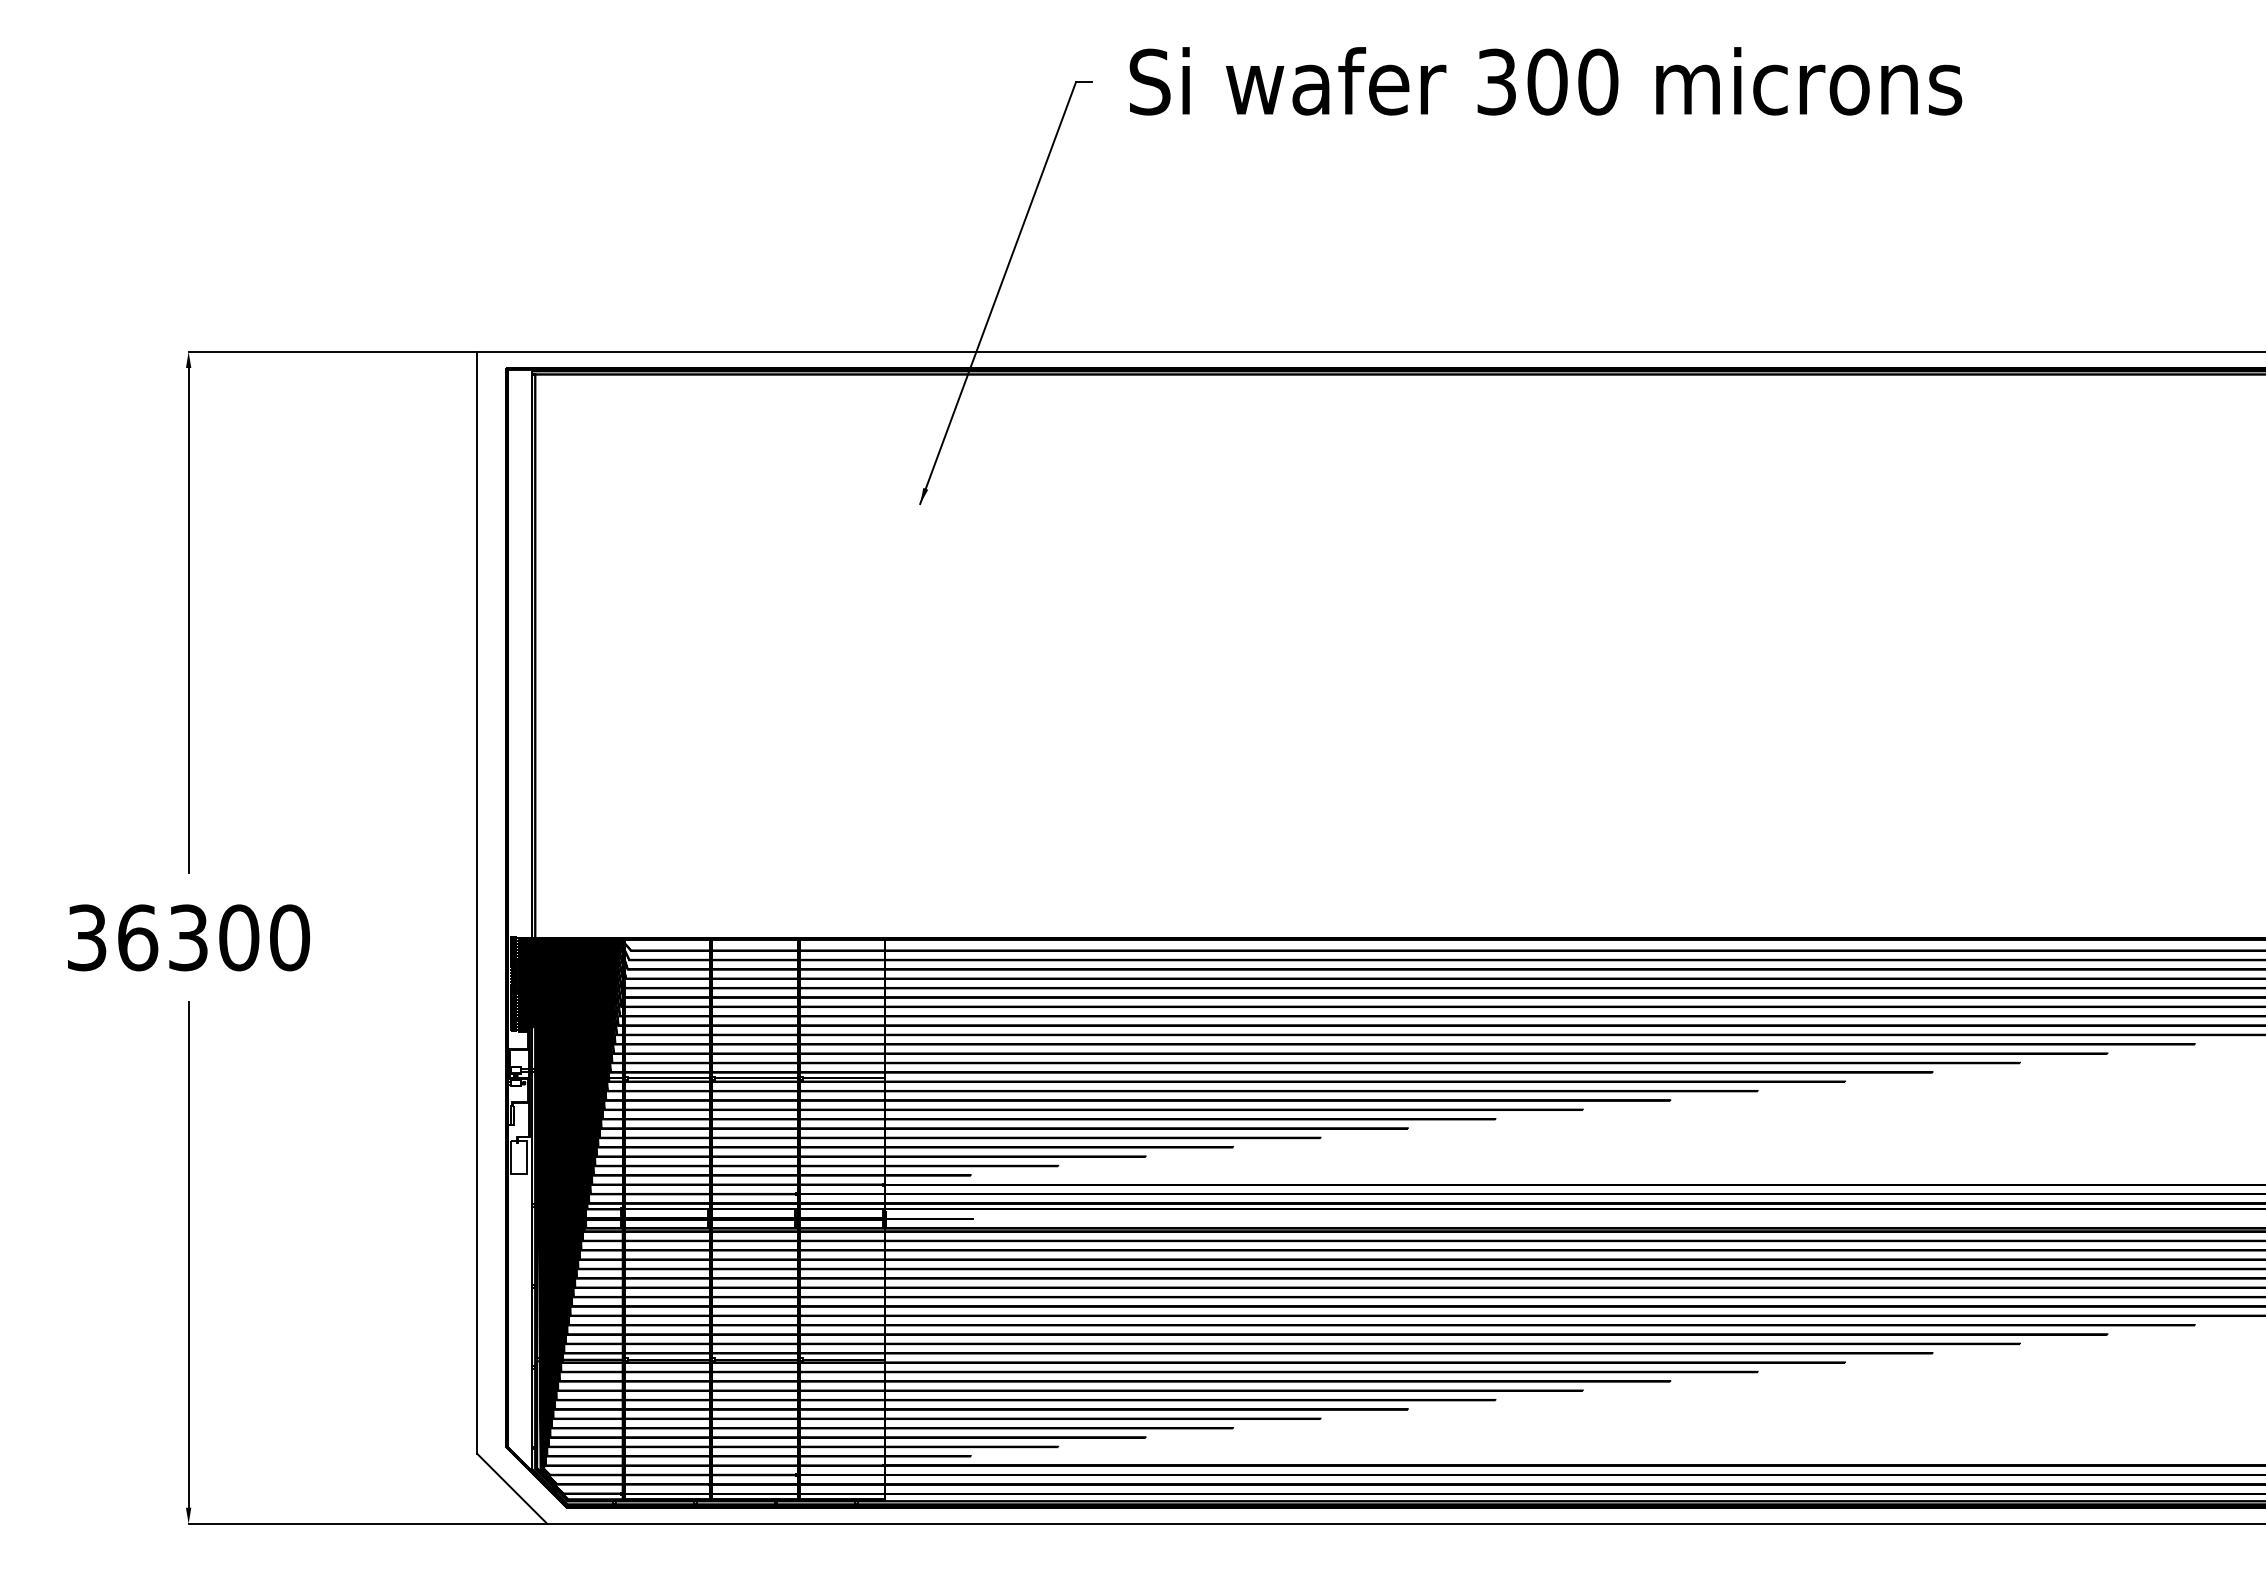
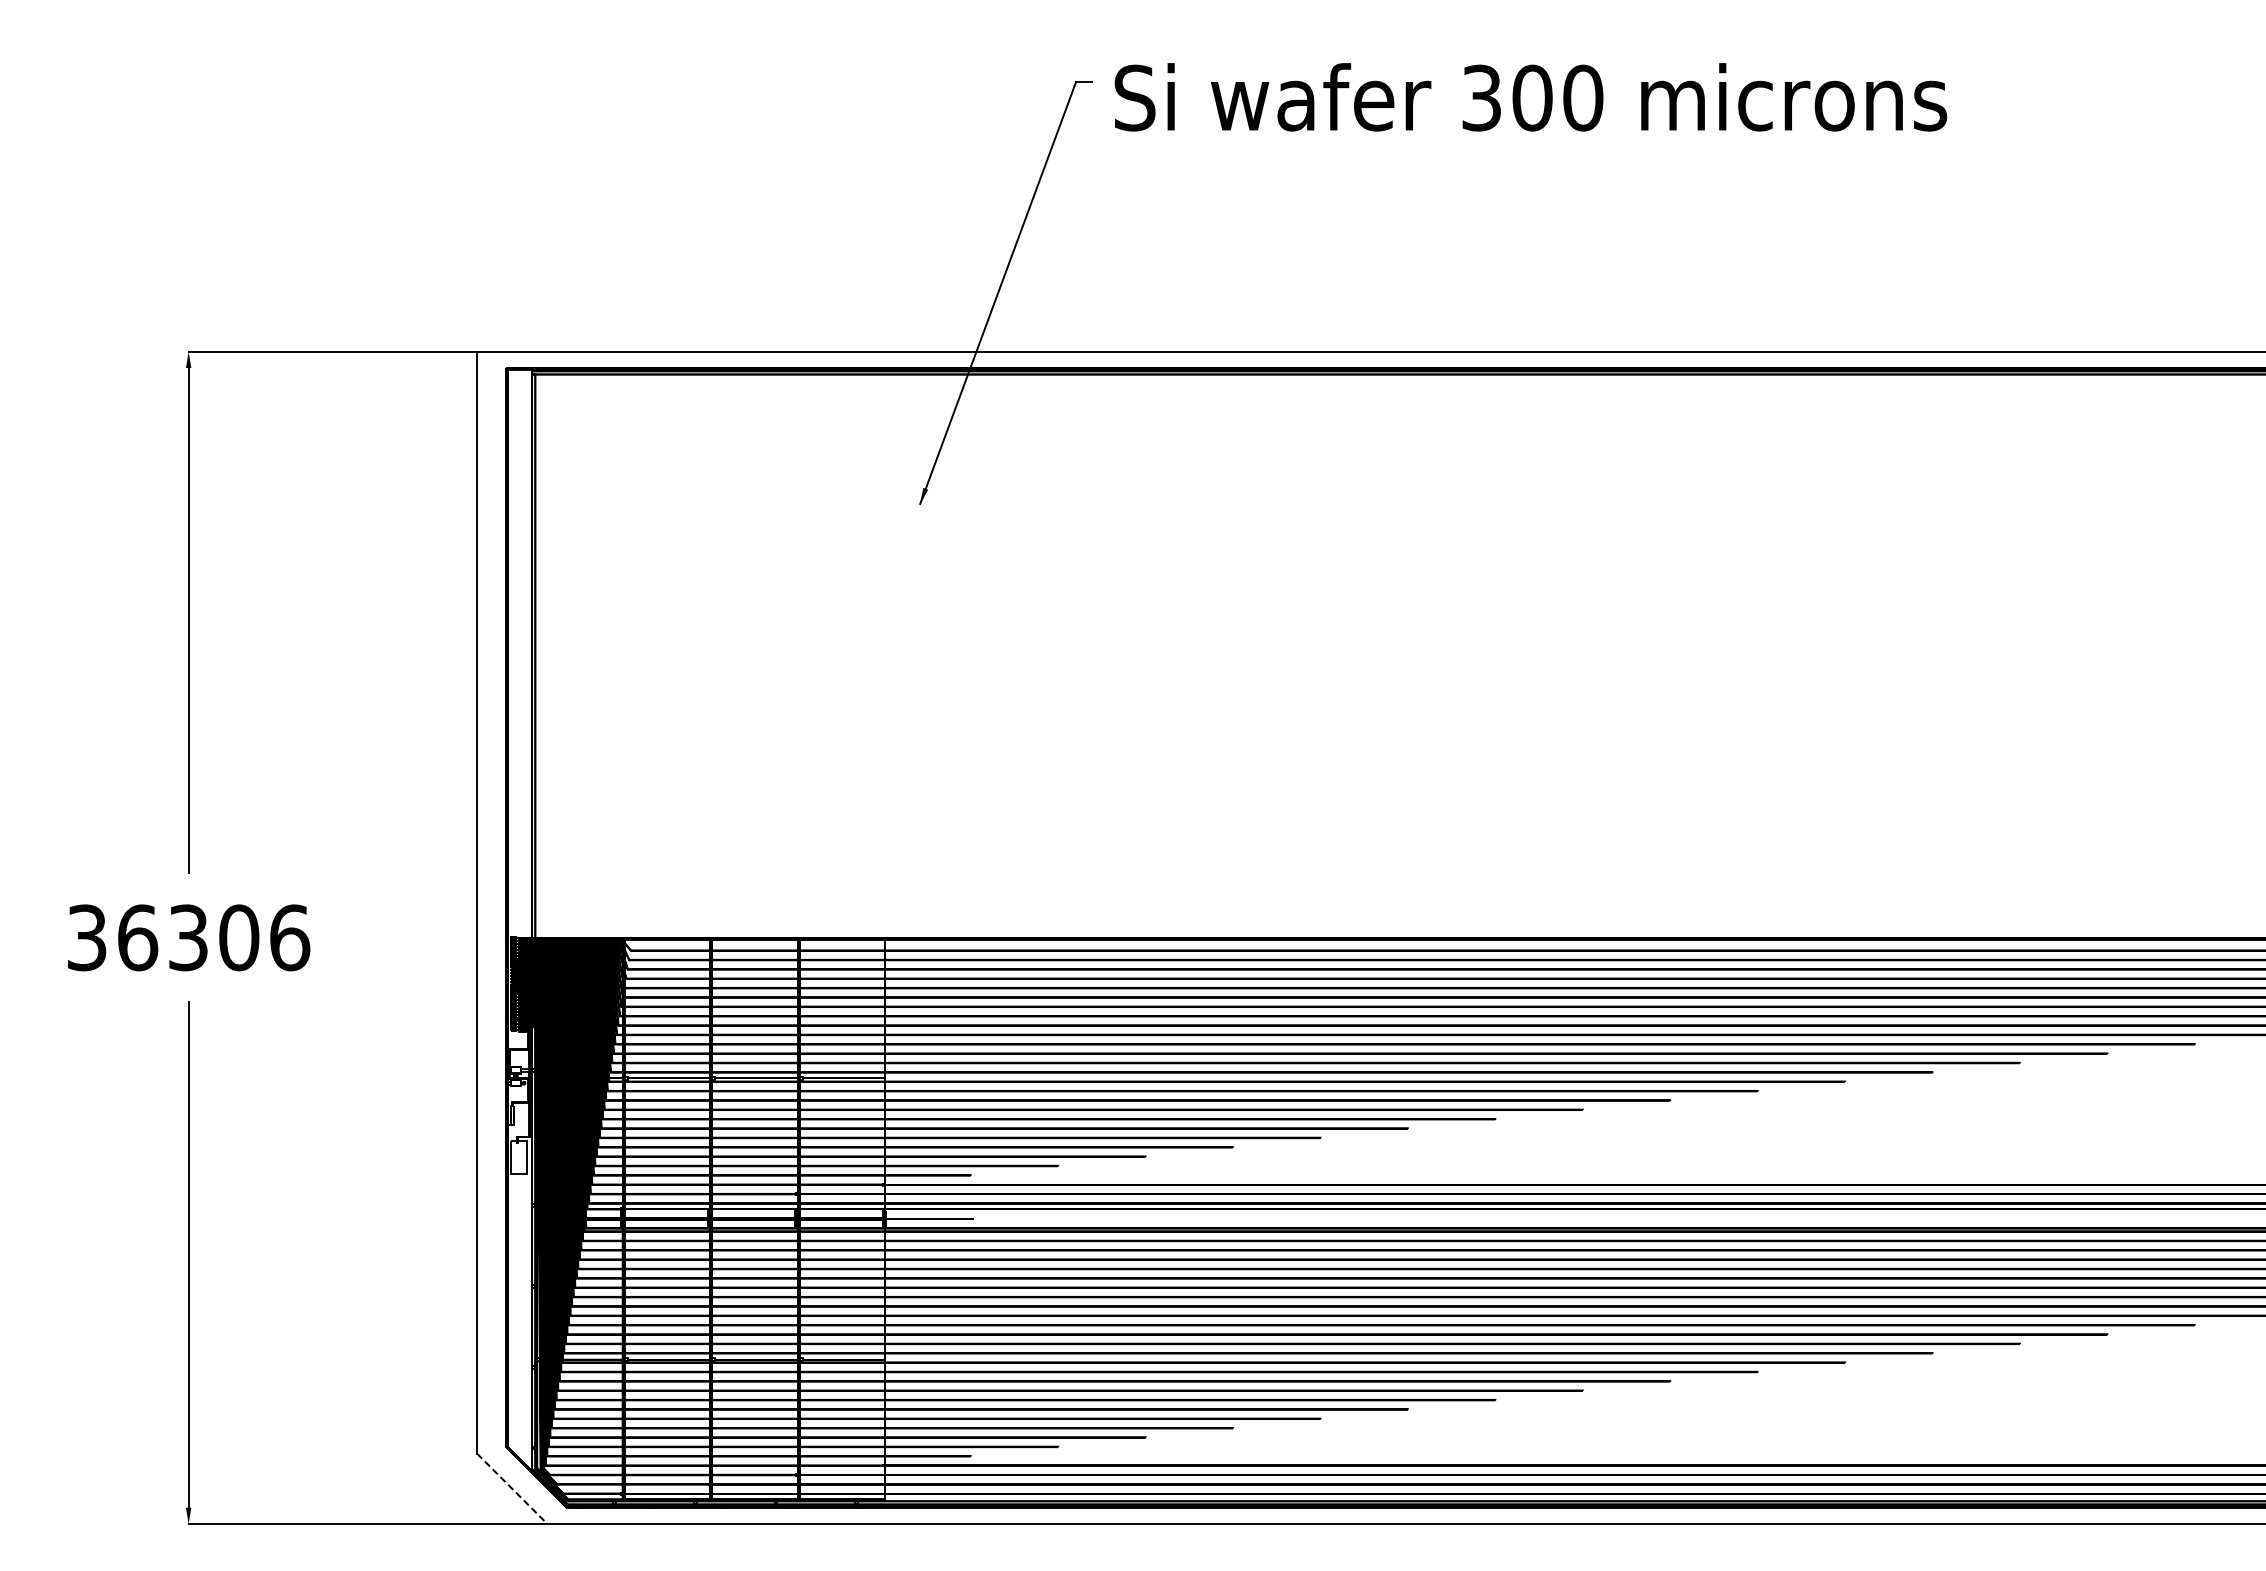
text position: (1545, 81) -> (1530, 97) (1530, 97)
text: 36300 -> 36306 (290, 937)
line: solid -> dashed (512, 1488)
